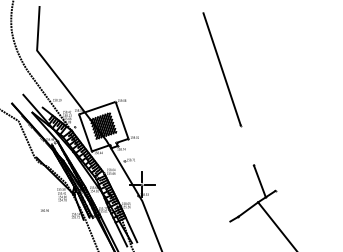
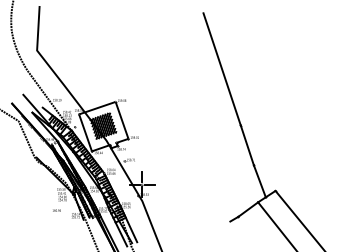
line: none -> present (246, 145)
text position: (44, 210) -> (56, 210) (56, 210)
line: none -> present (298, 219)
